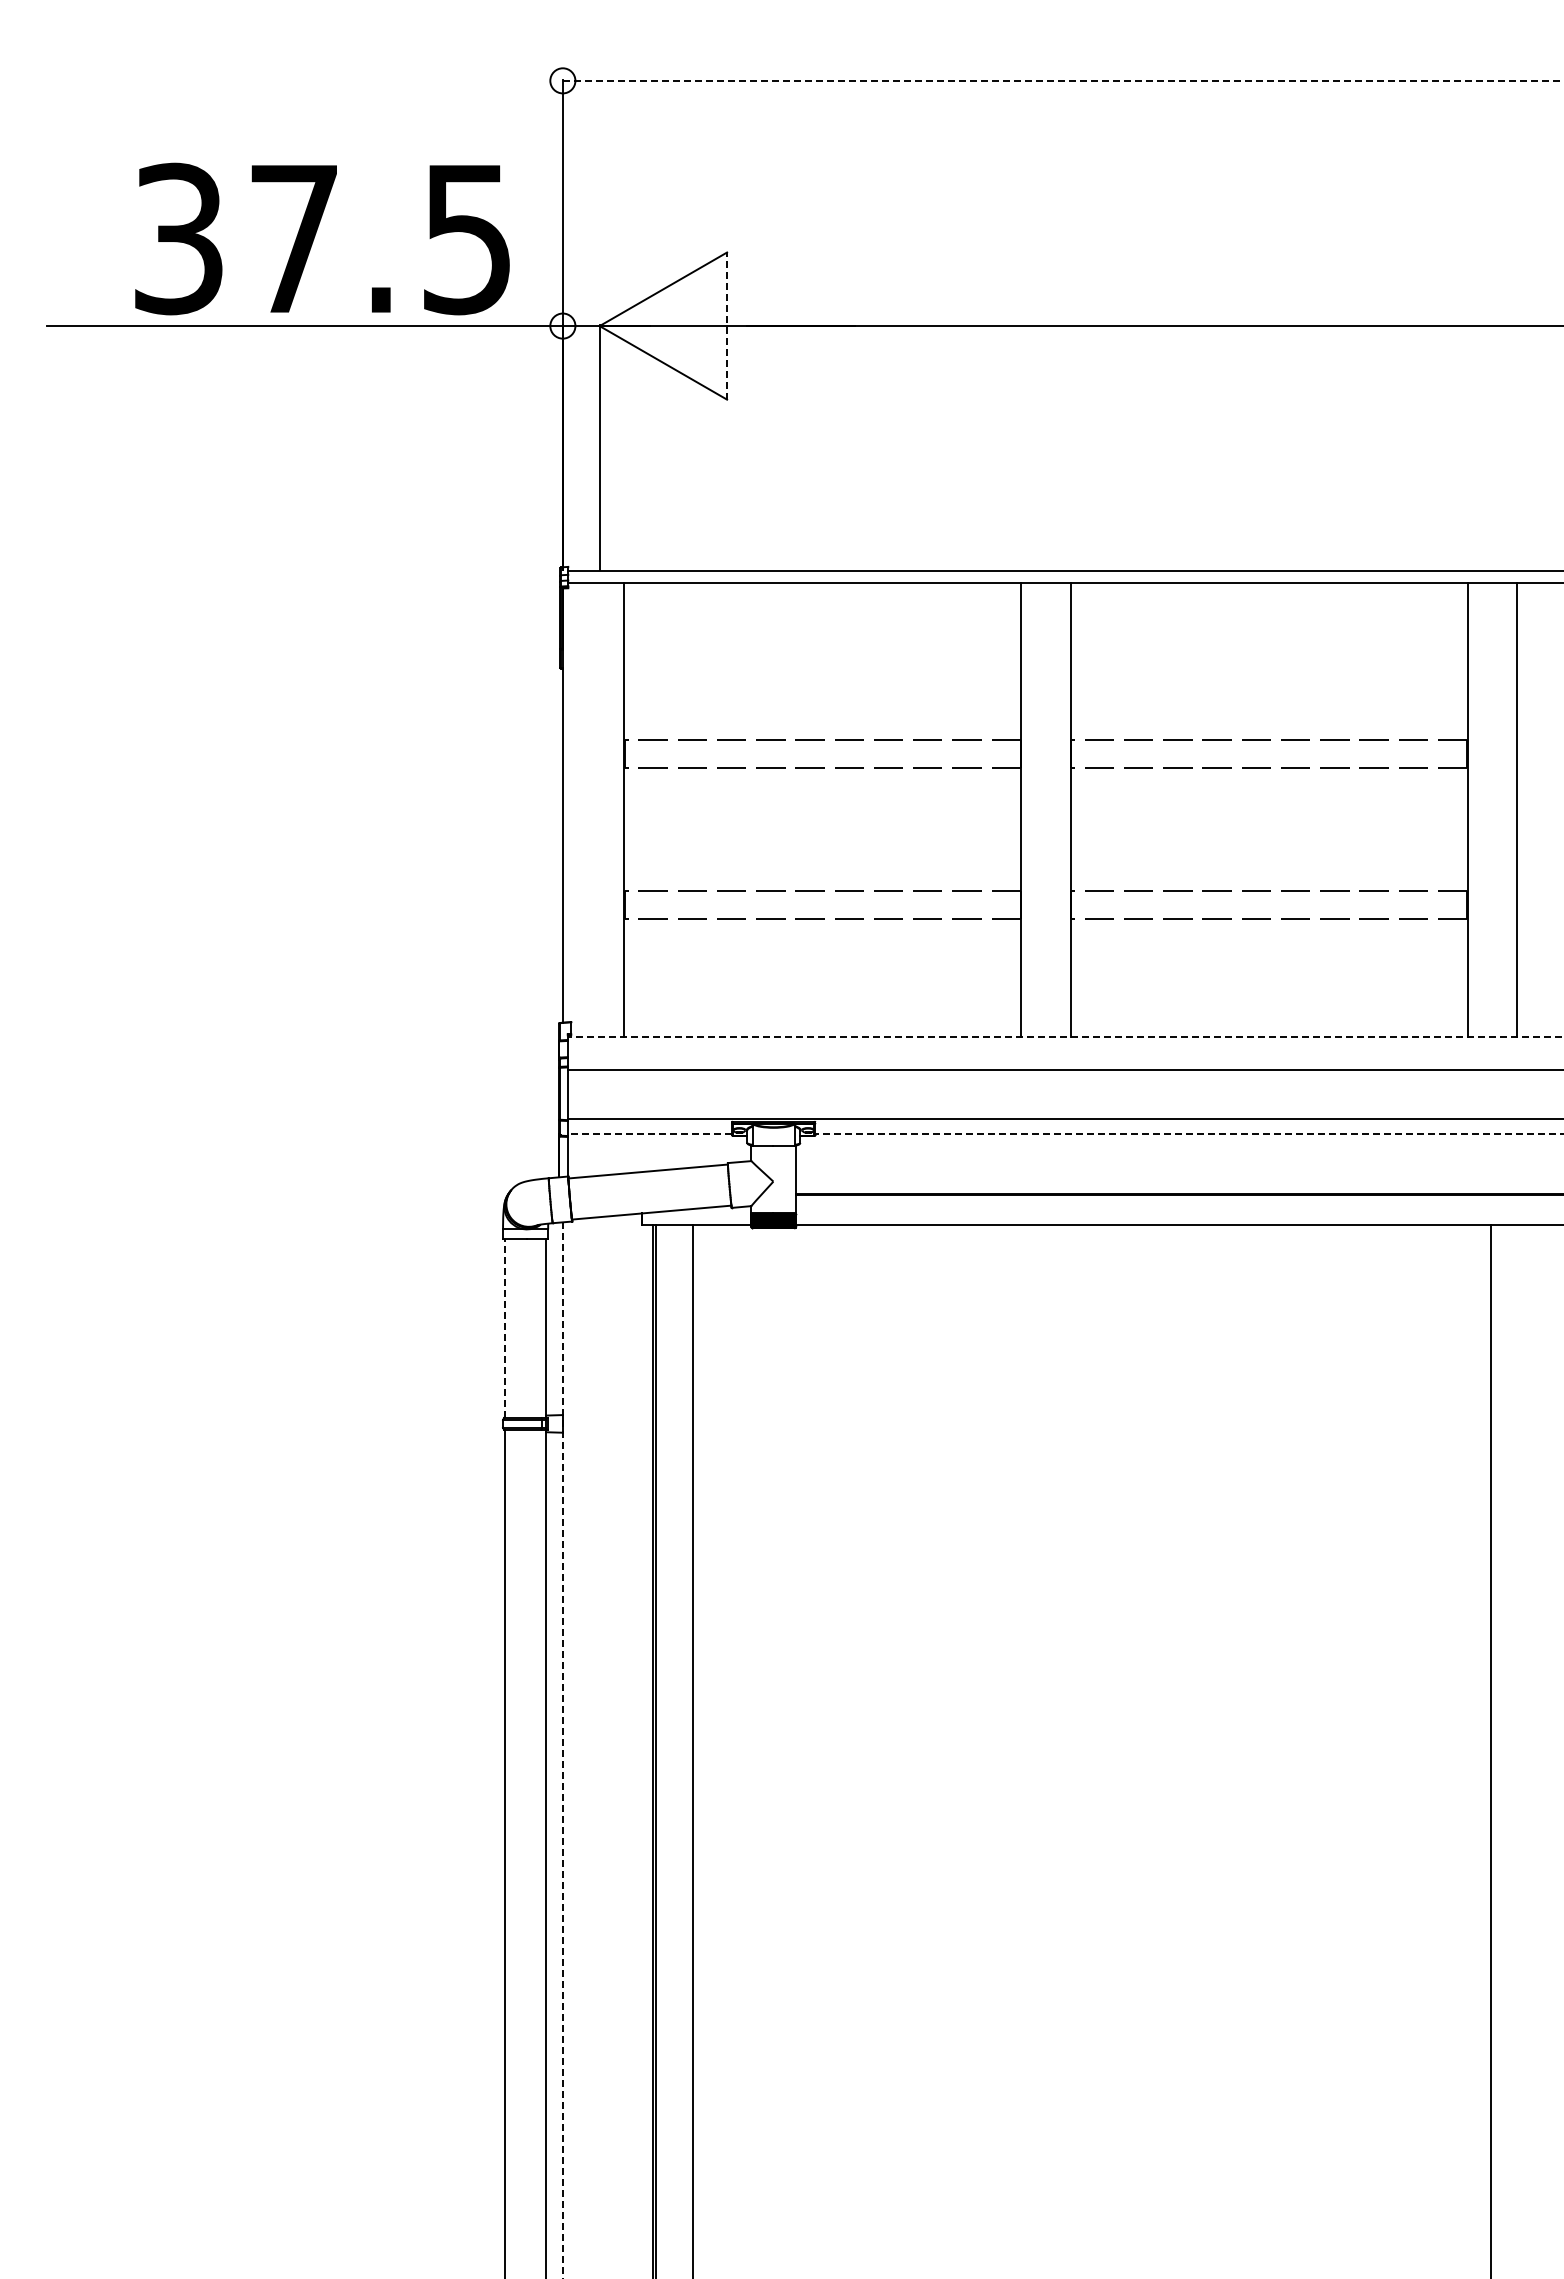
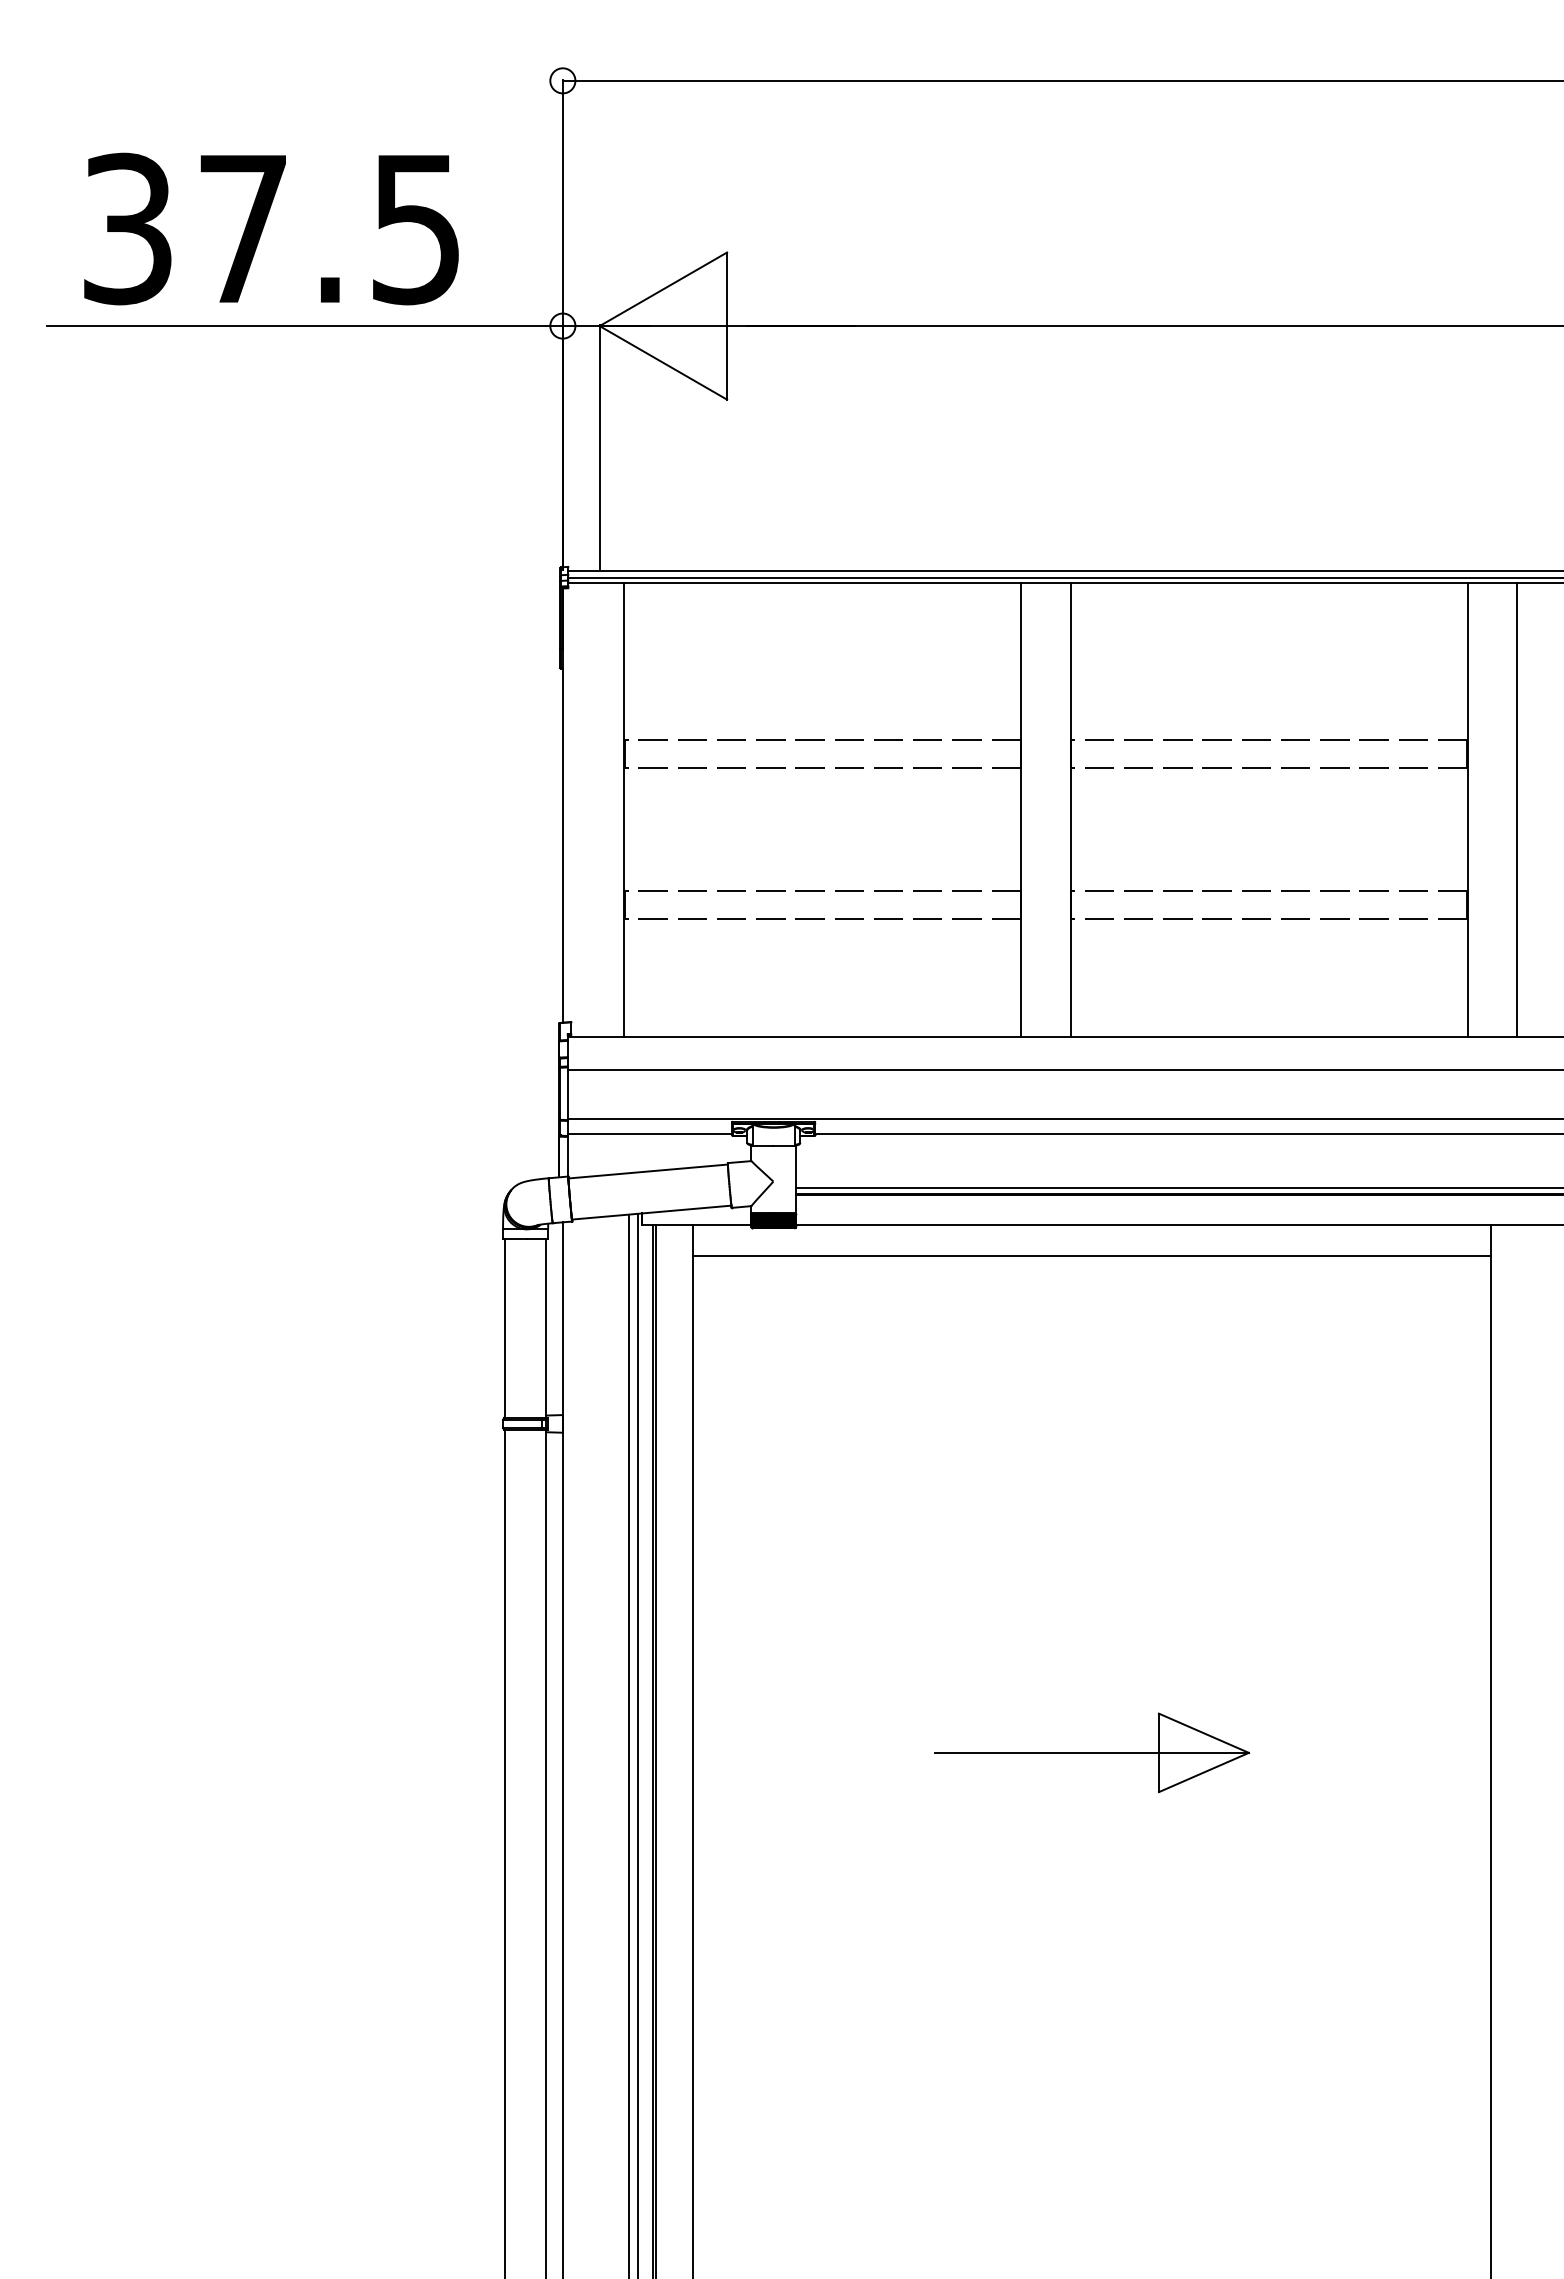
line: dashed -> solid (1063, 80)
text position: (322, 238) -> (271, 228) (271, 228)
line: dashed -> solid (727, 326)
line: none -> present (1064, 578)
line: dashed -> solid (1065, 1037)
line: dashed -> solid (649, 1133)
line: dashed -> solid (1189, 1133)
line: none -> present (1178, 1187)
line: none -> present (1091, 1256)
line: dashed -> solid (505, 1328)
line: none -> present (629, 1744)
line: none -> present (637, 1744)
line: dashed -> solid (562, 1750)
part: none -> present (1091, 1752)
